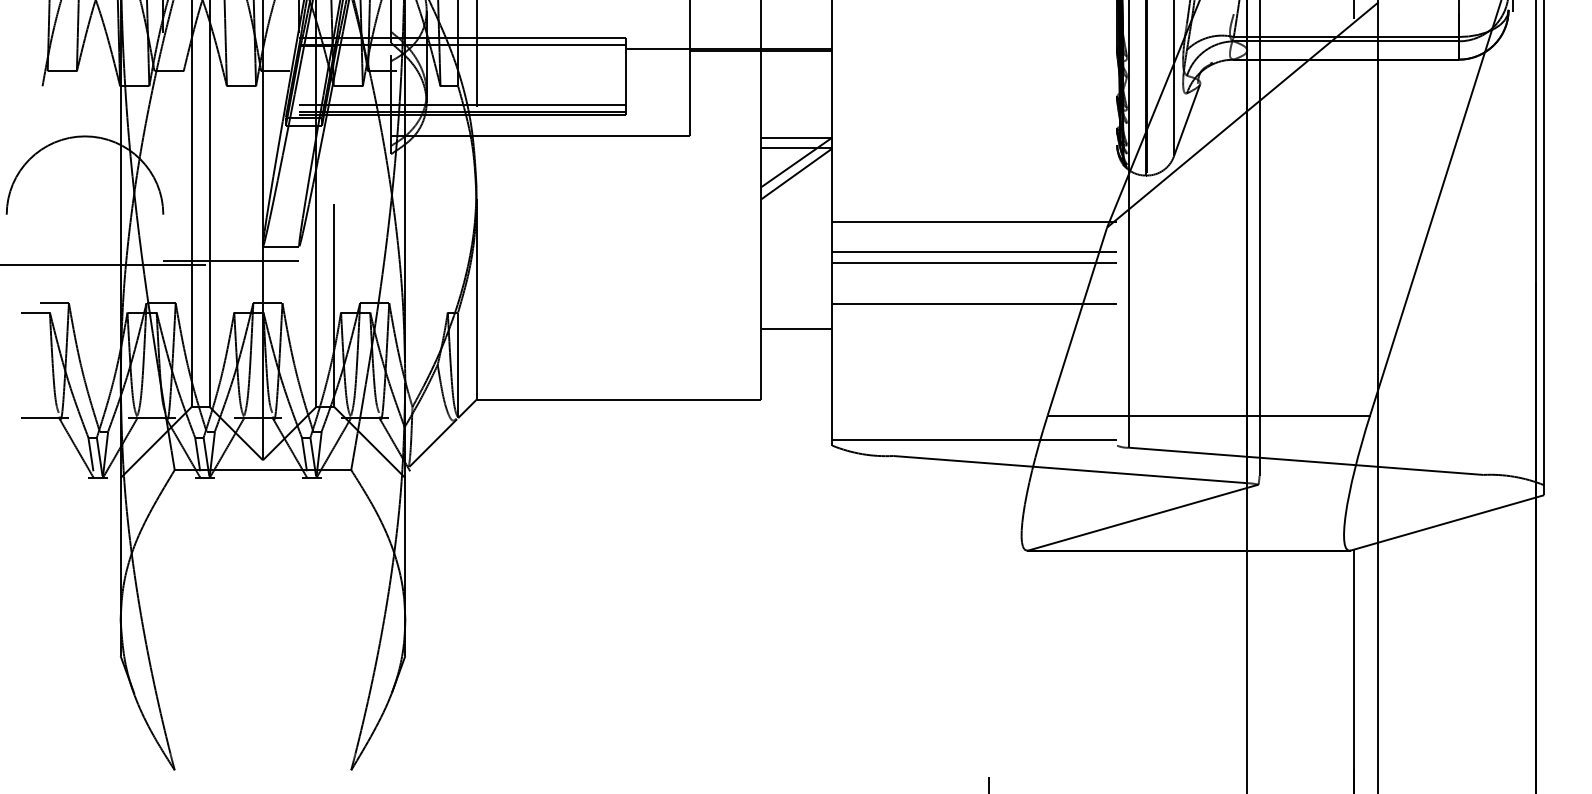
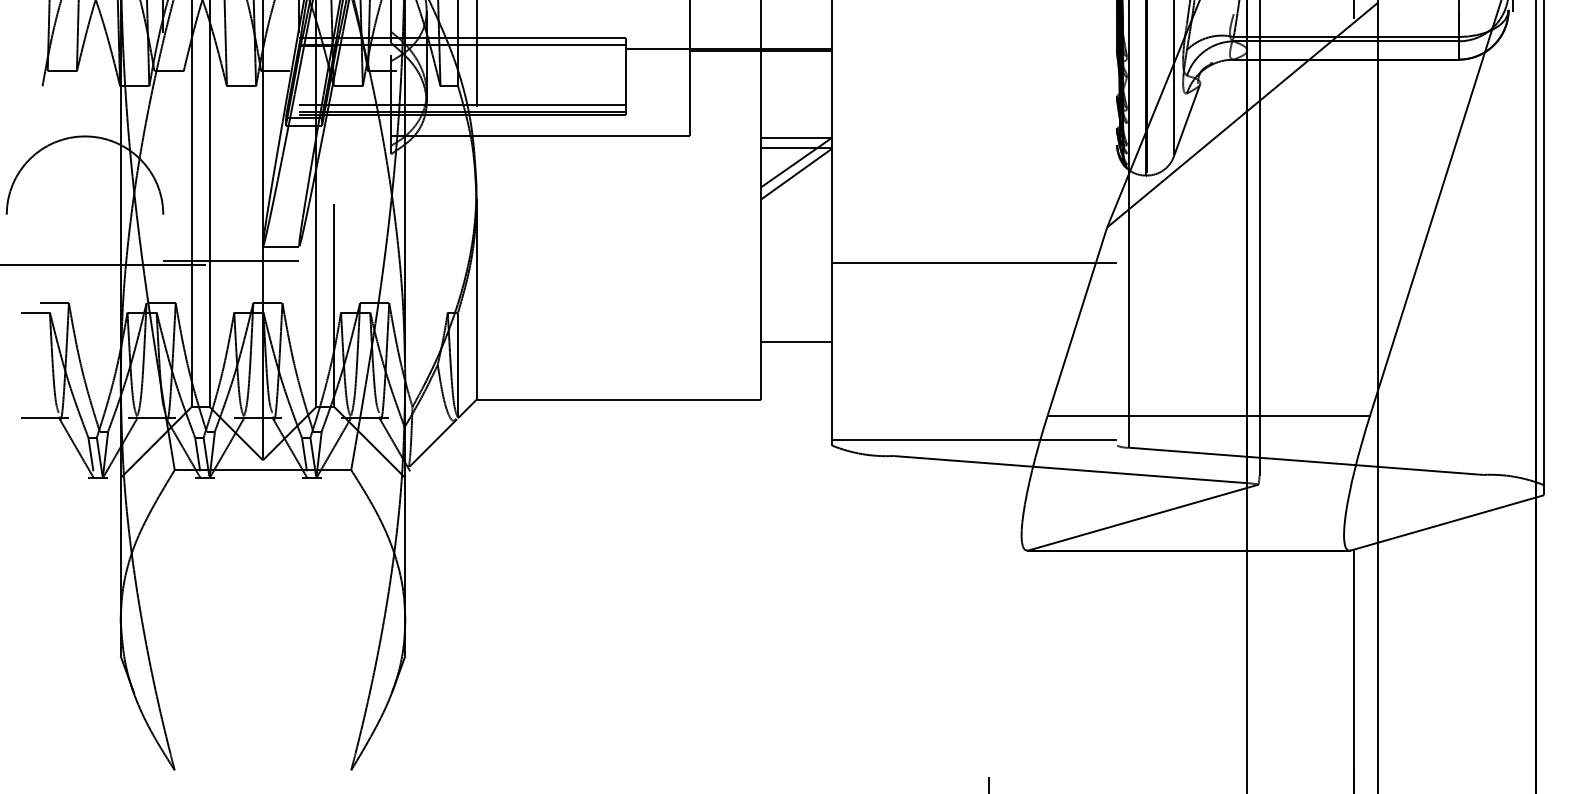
line: present -> none (974, 221)
line: present -> none (974, 252)
line: present -> none (974, 303)
line position: (796, 328) -> (796, 341) (796, 341)
